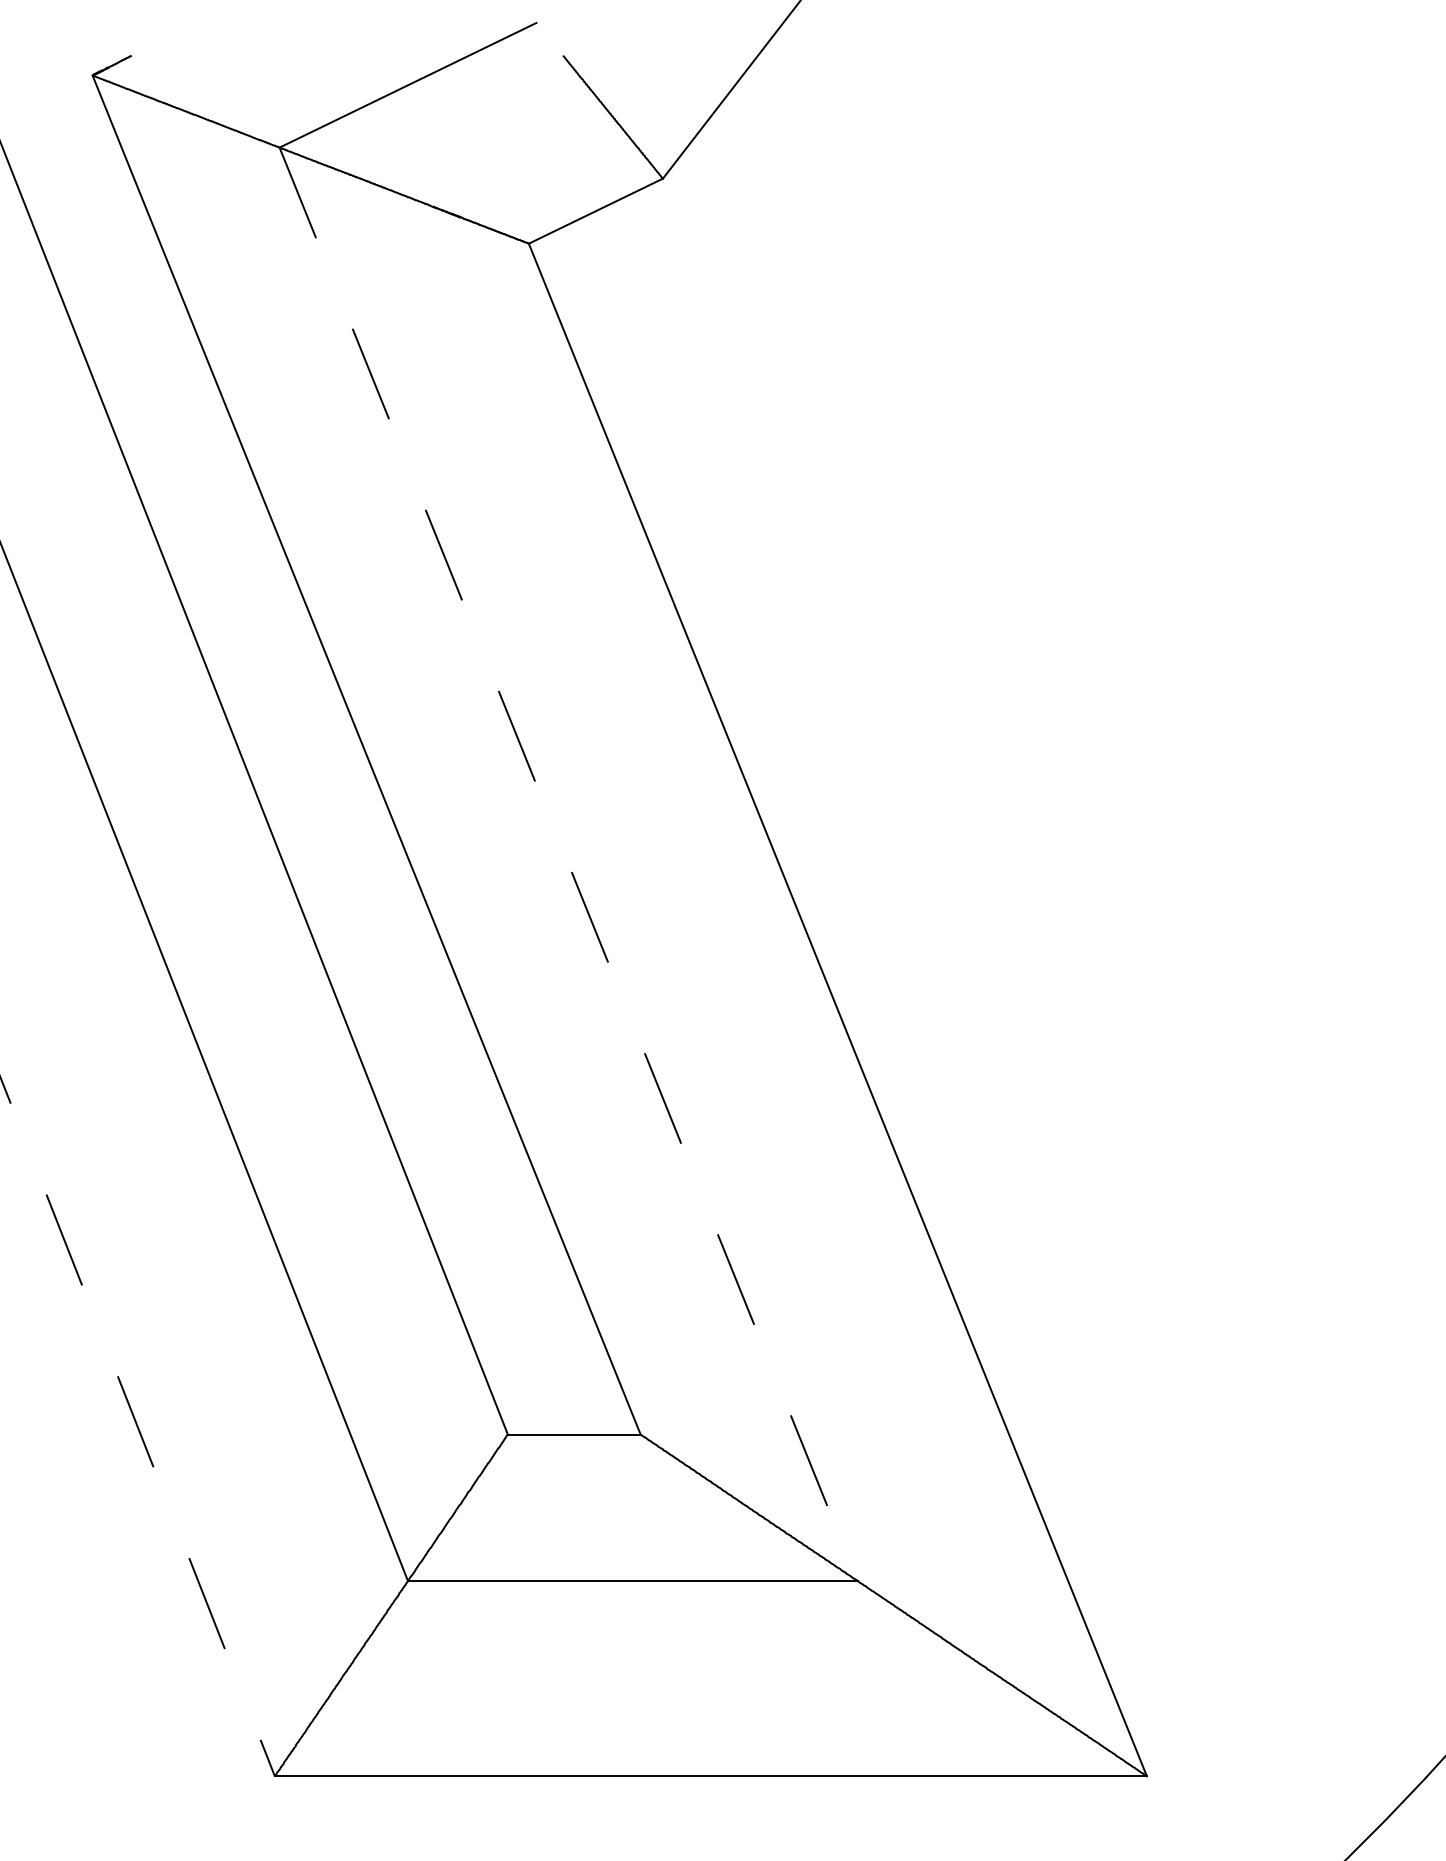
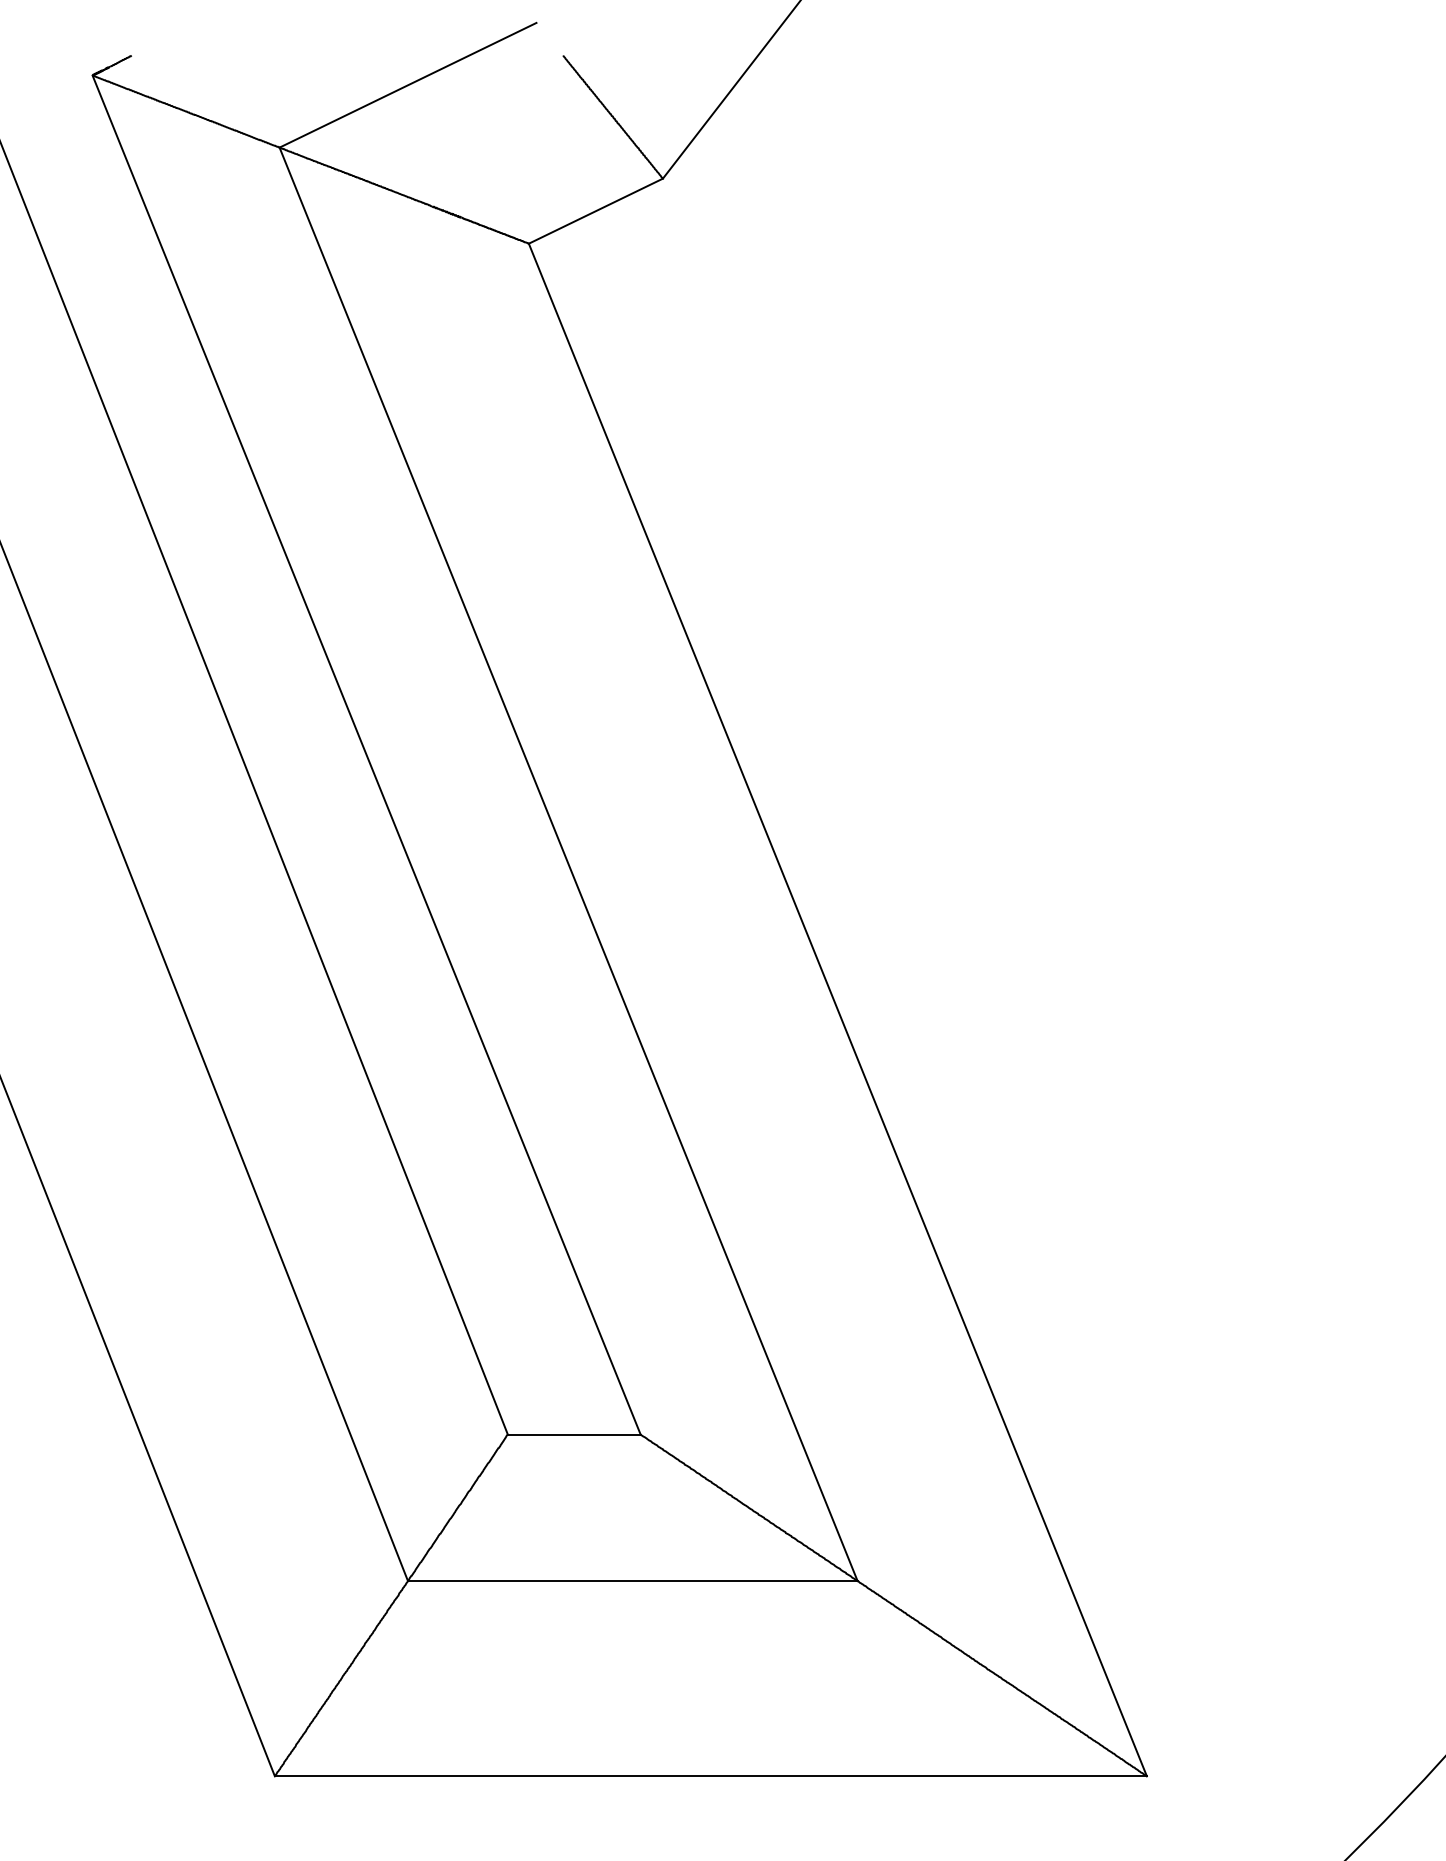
line: dashed -> solid (568, 864)
line: dashed -> solid (137, 1426)
